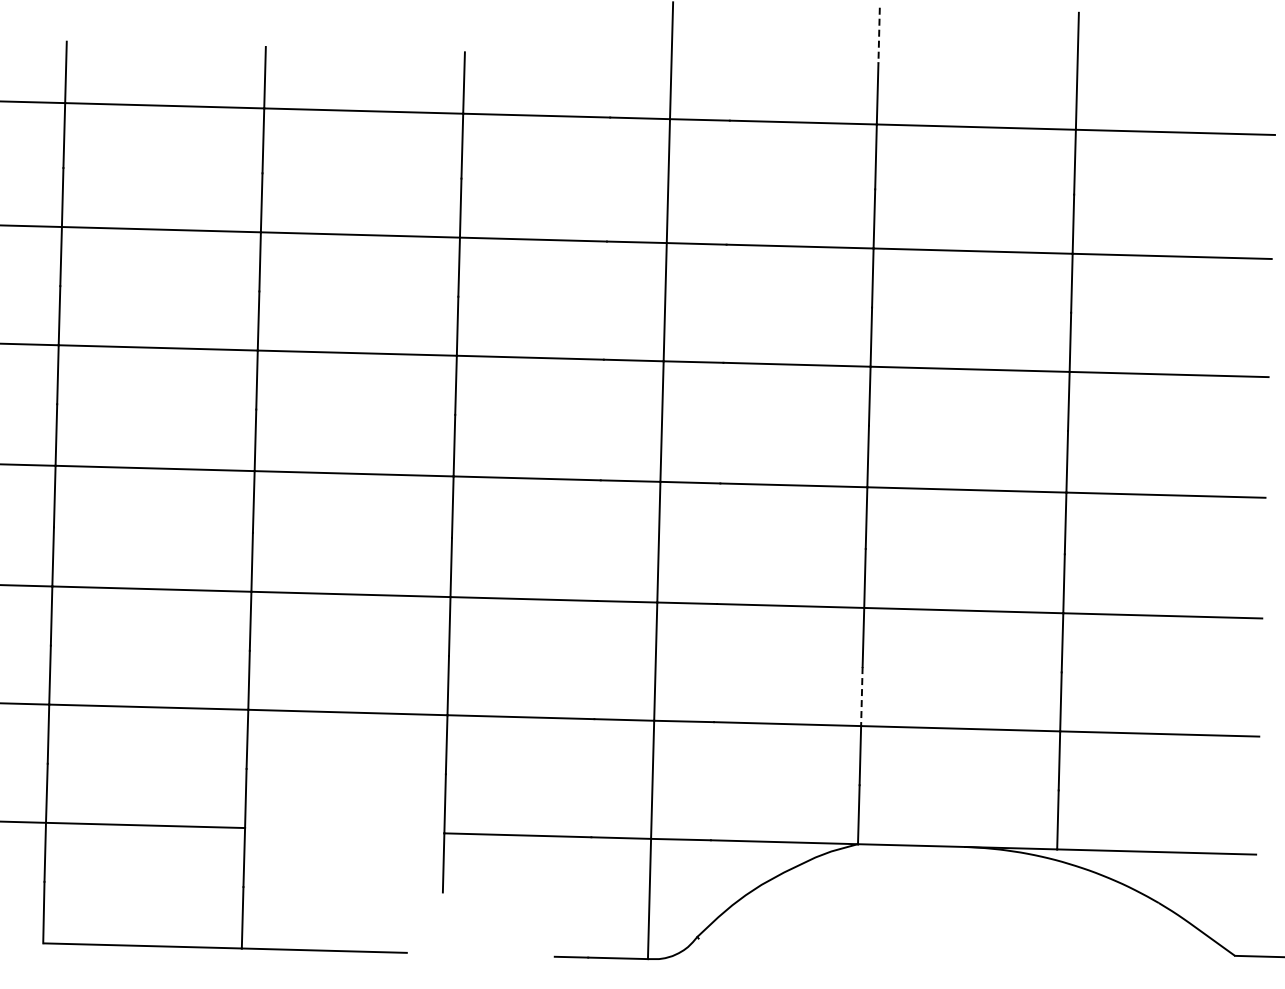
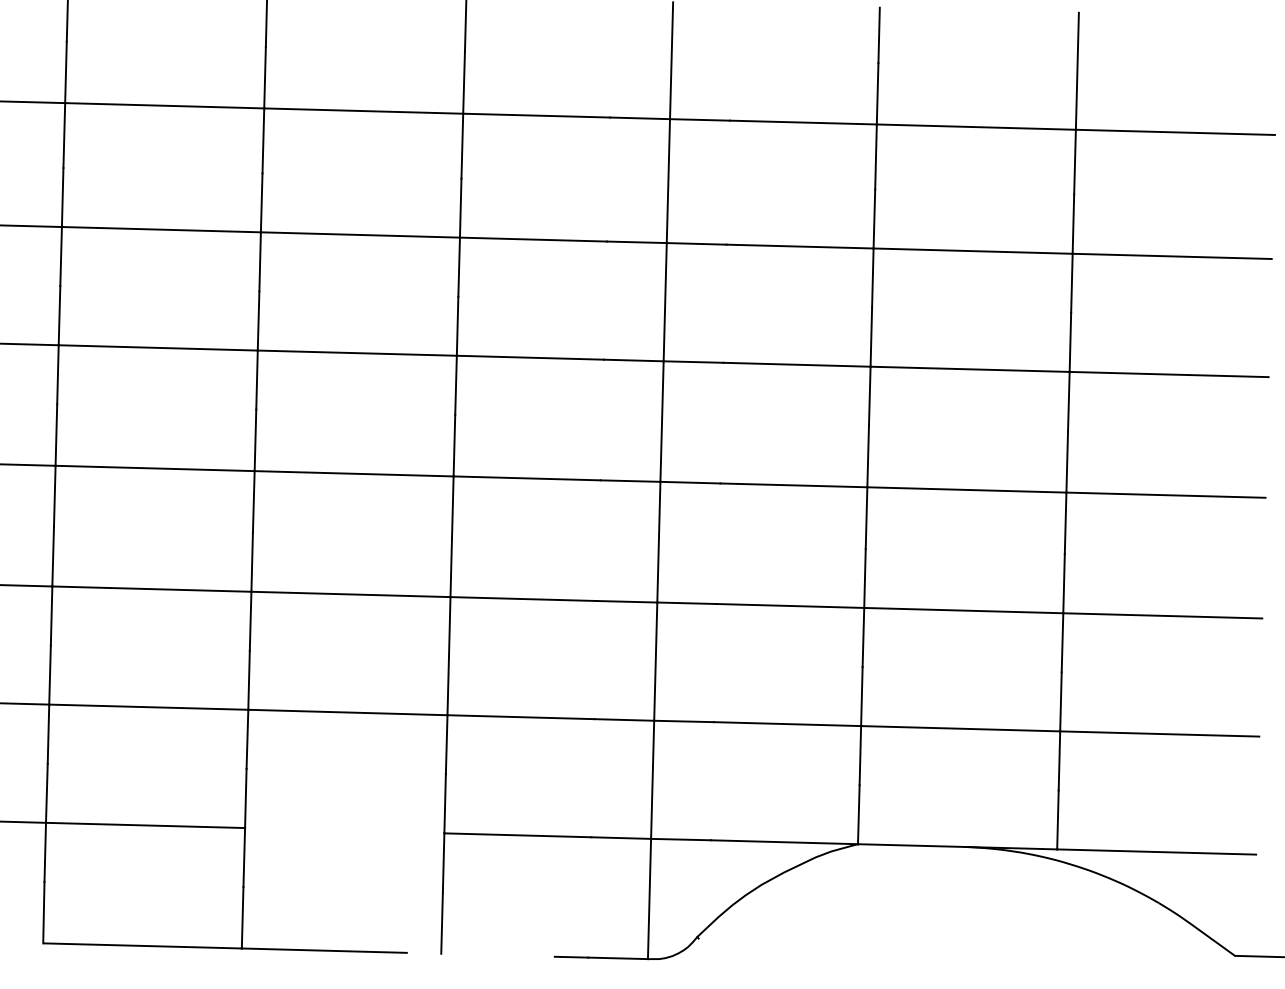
line: none -> present (66, 21)
line: none -> present (265, 24)
line: none -> present (465, 27)
line: dashed -> solid (879, 35)
line: dashed -> solid (861, 696)
line: none -> present (441, 922)
